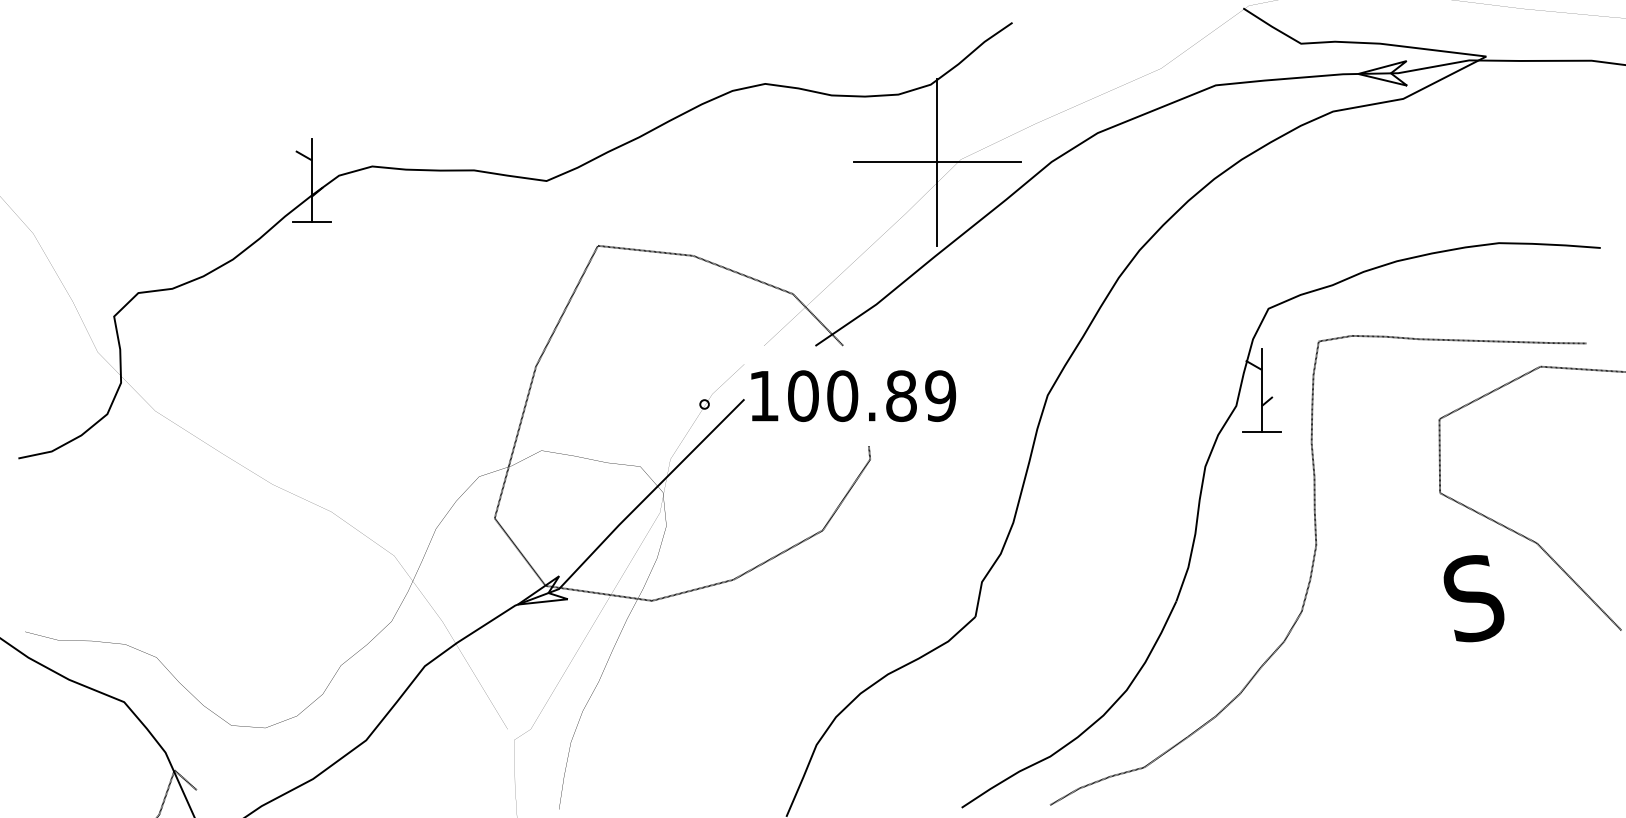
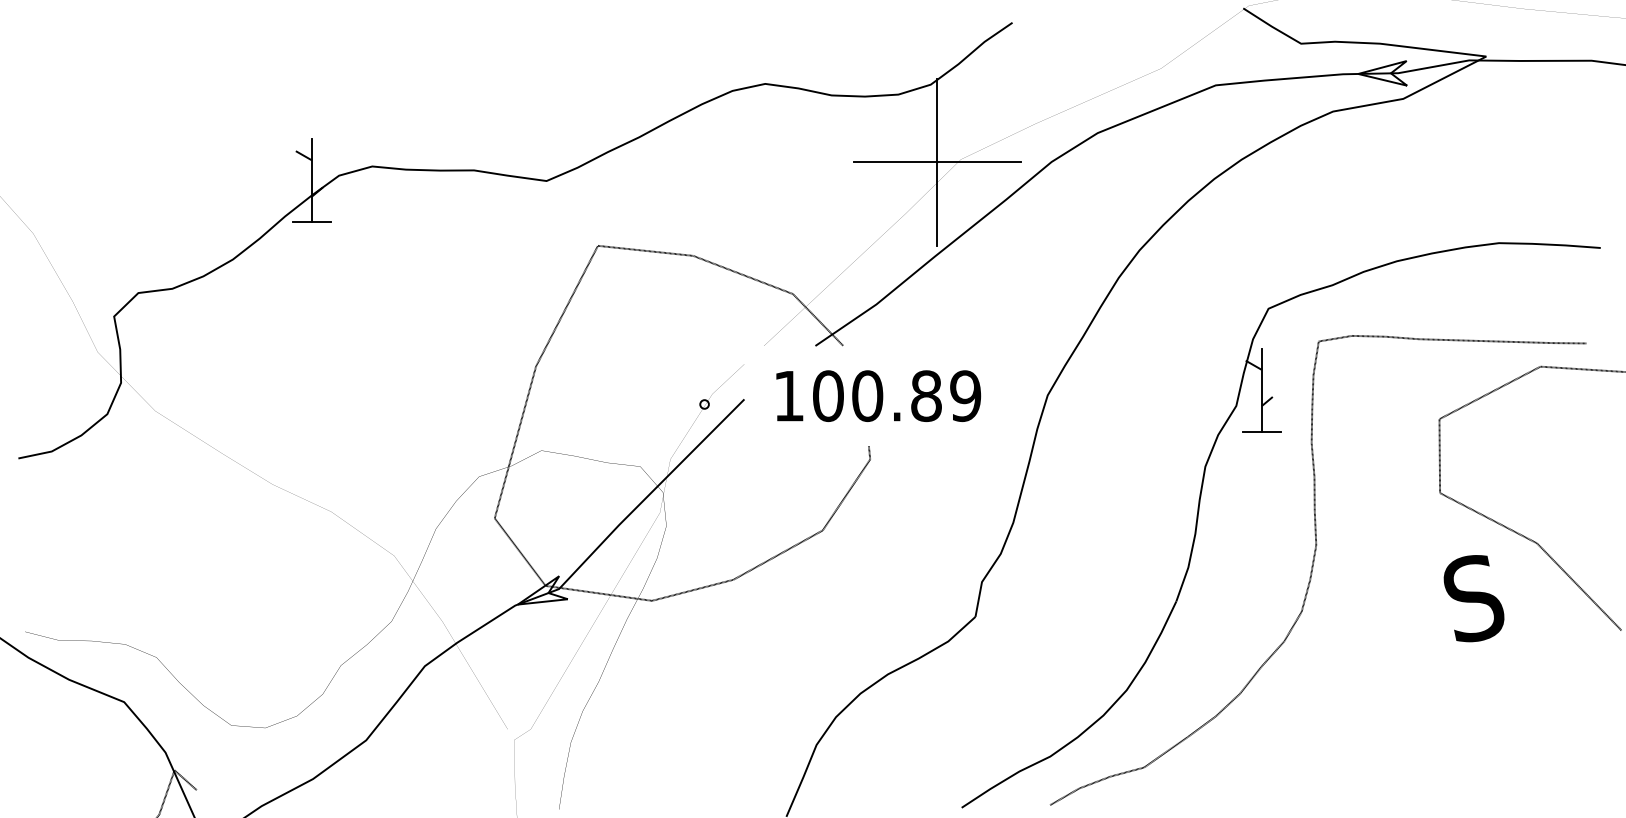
text position: (853, 395) -> (878, 395) (878, 395)
